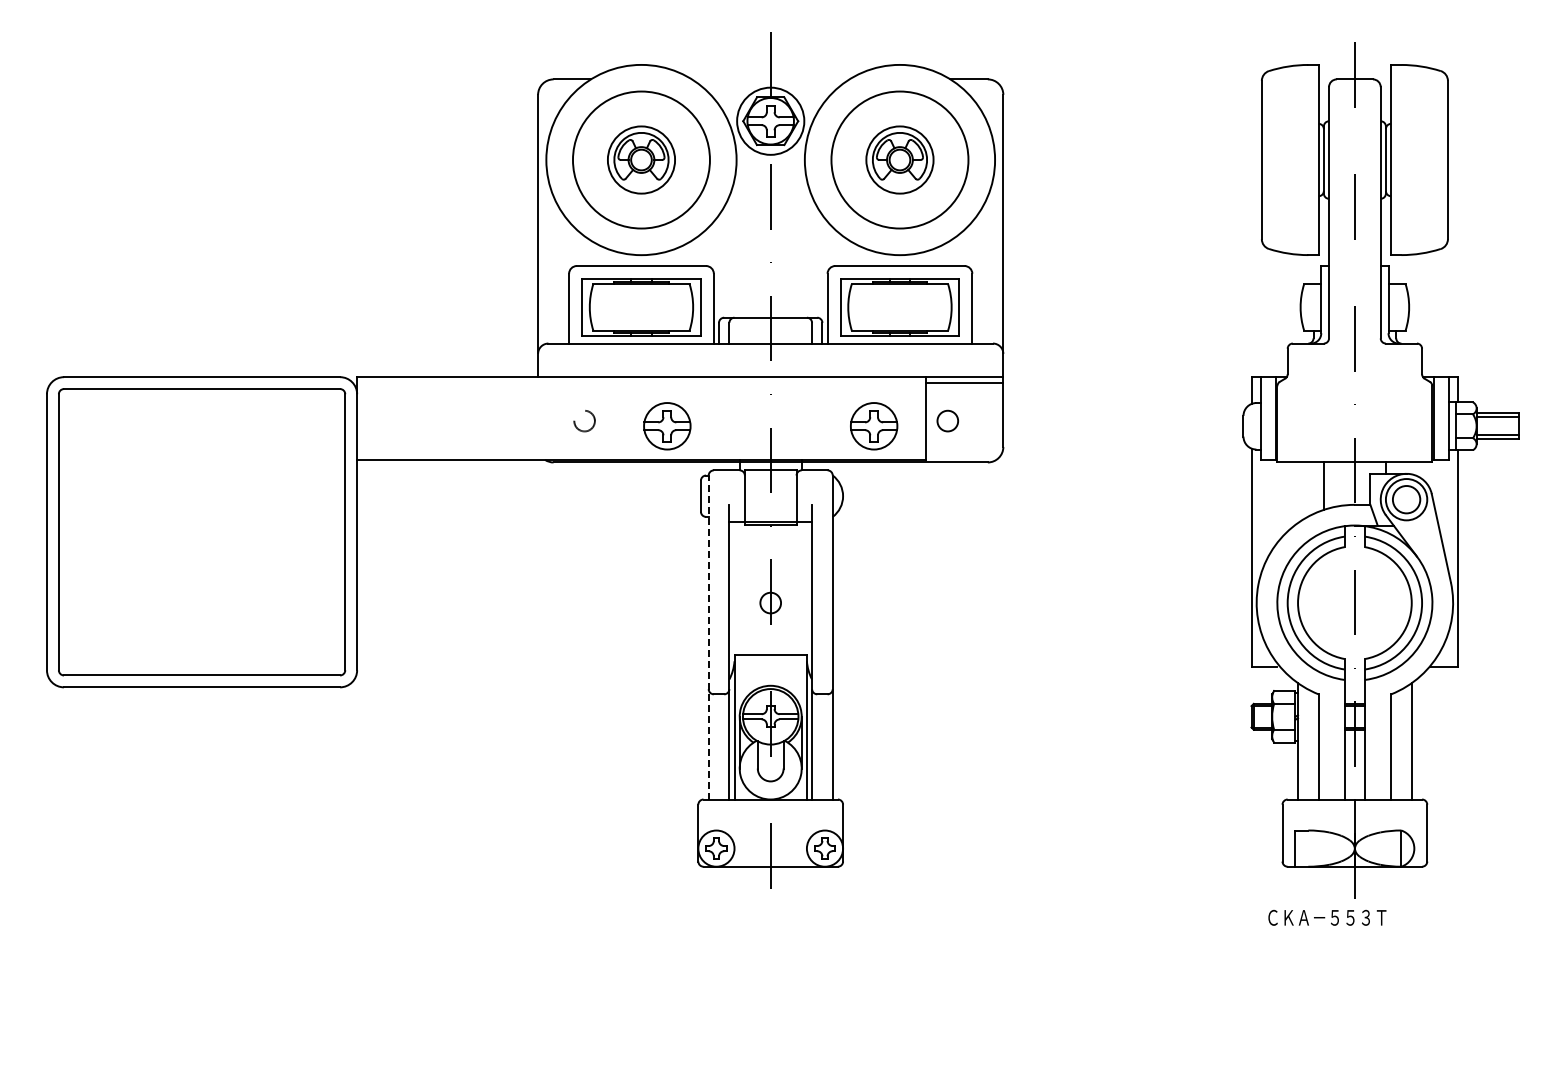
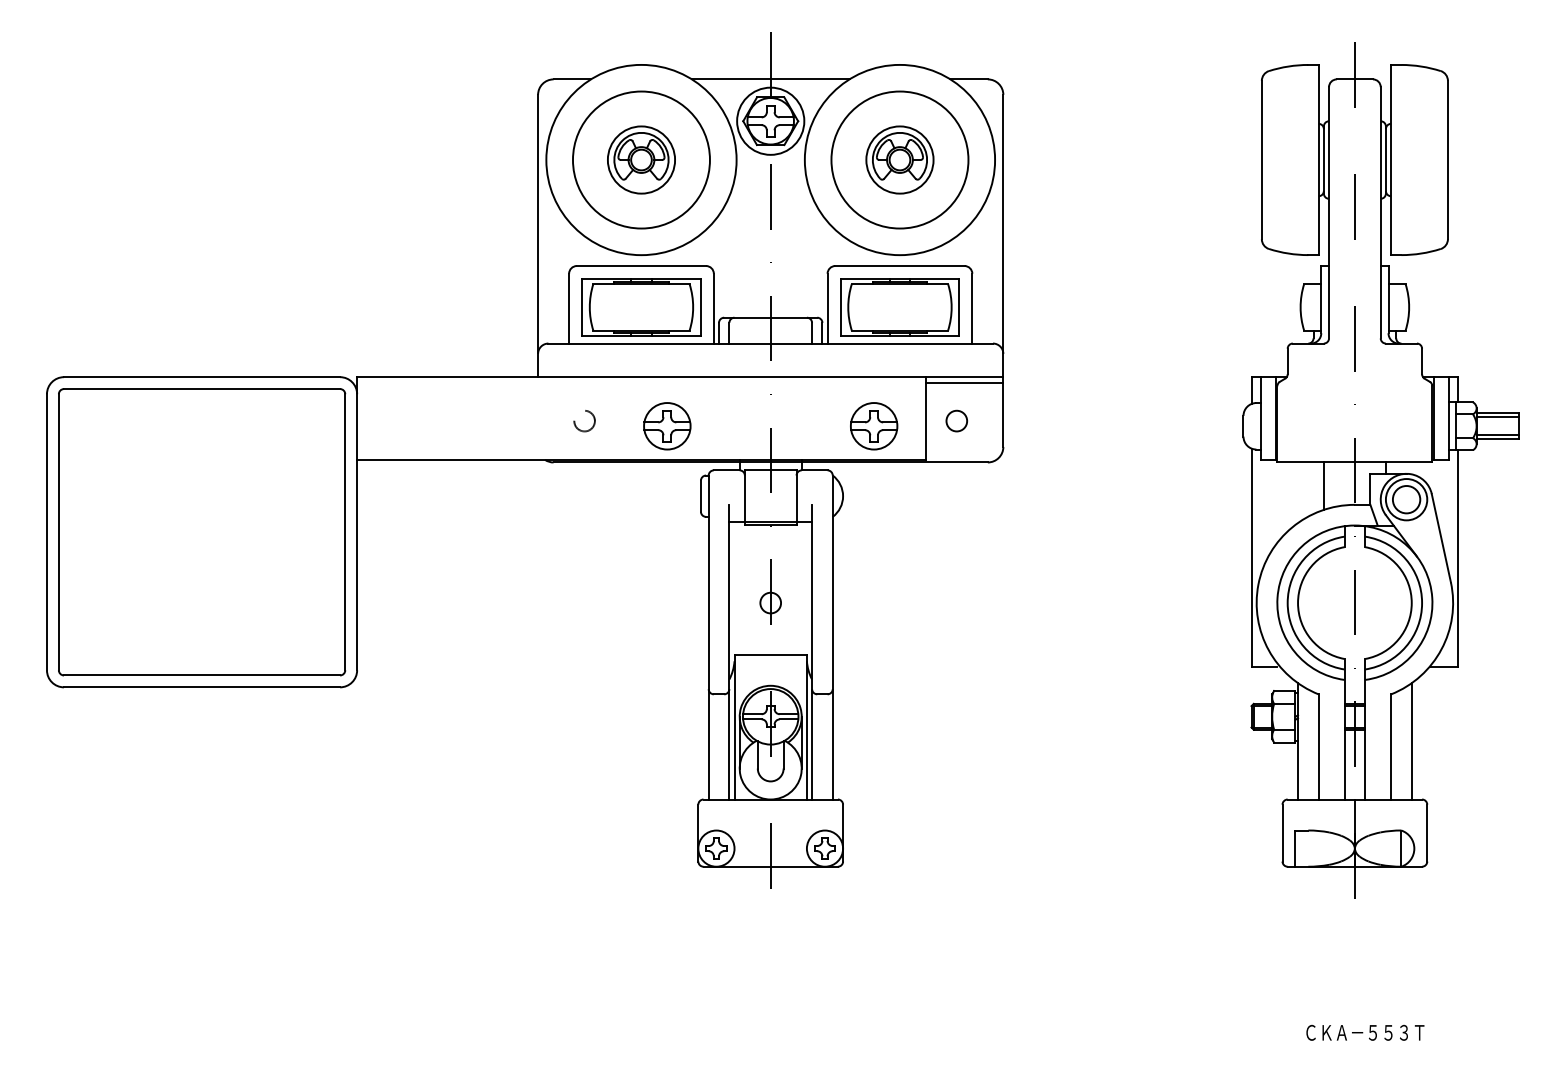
line: none -> present (770, 79)
circle position: (947, 420) -> (956, 420) (956, 420)
line: dashed -> solid (708, 637)
text position: (1327, 917) -> (1365, 1032) (1365, 1032)
